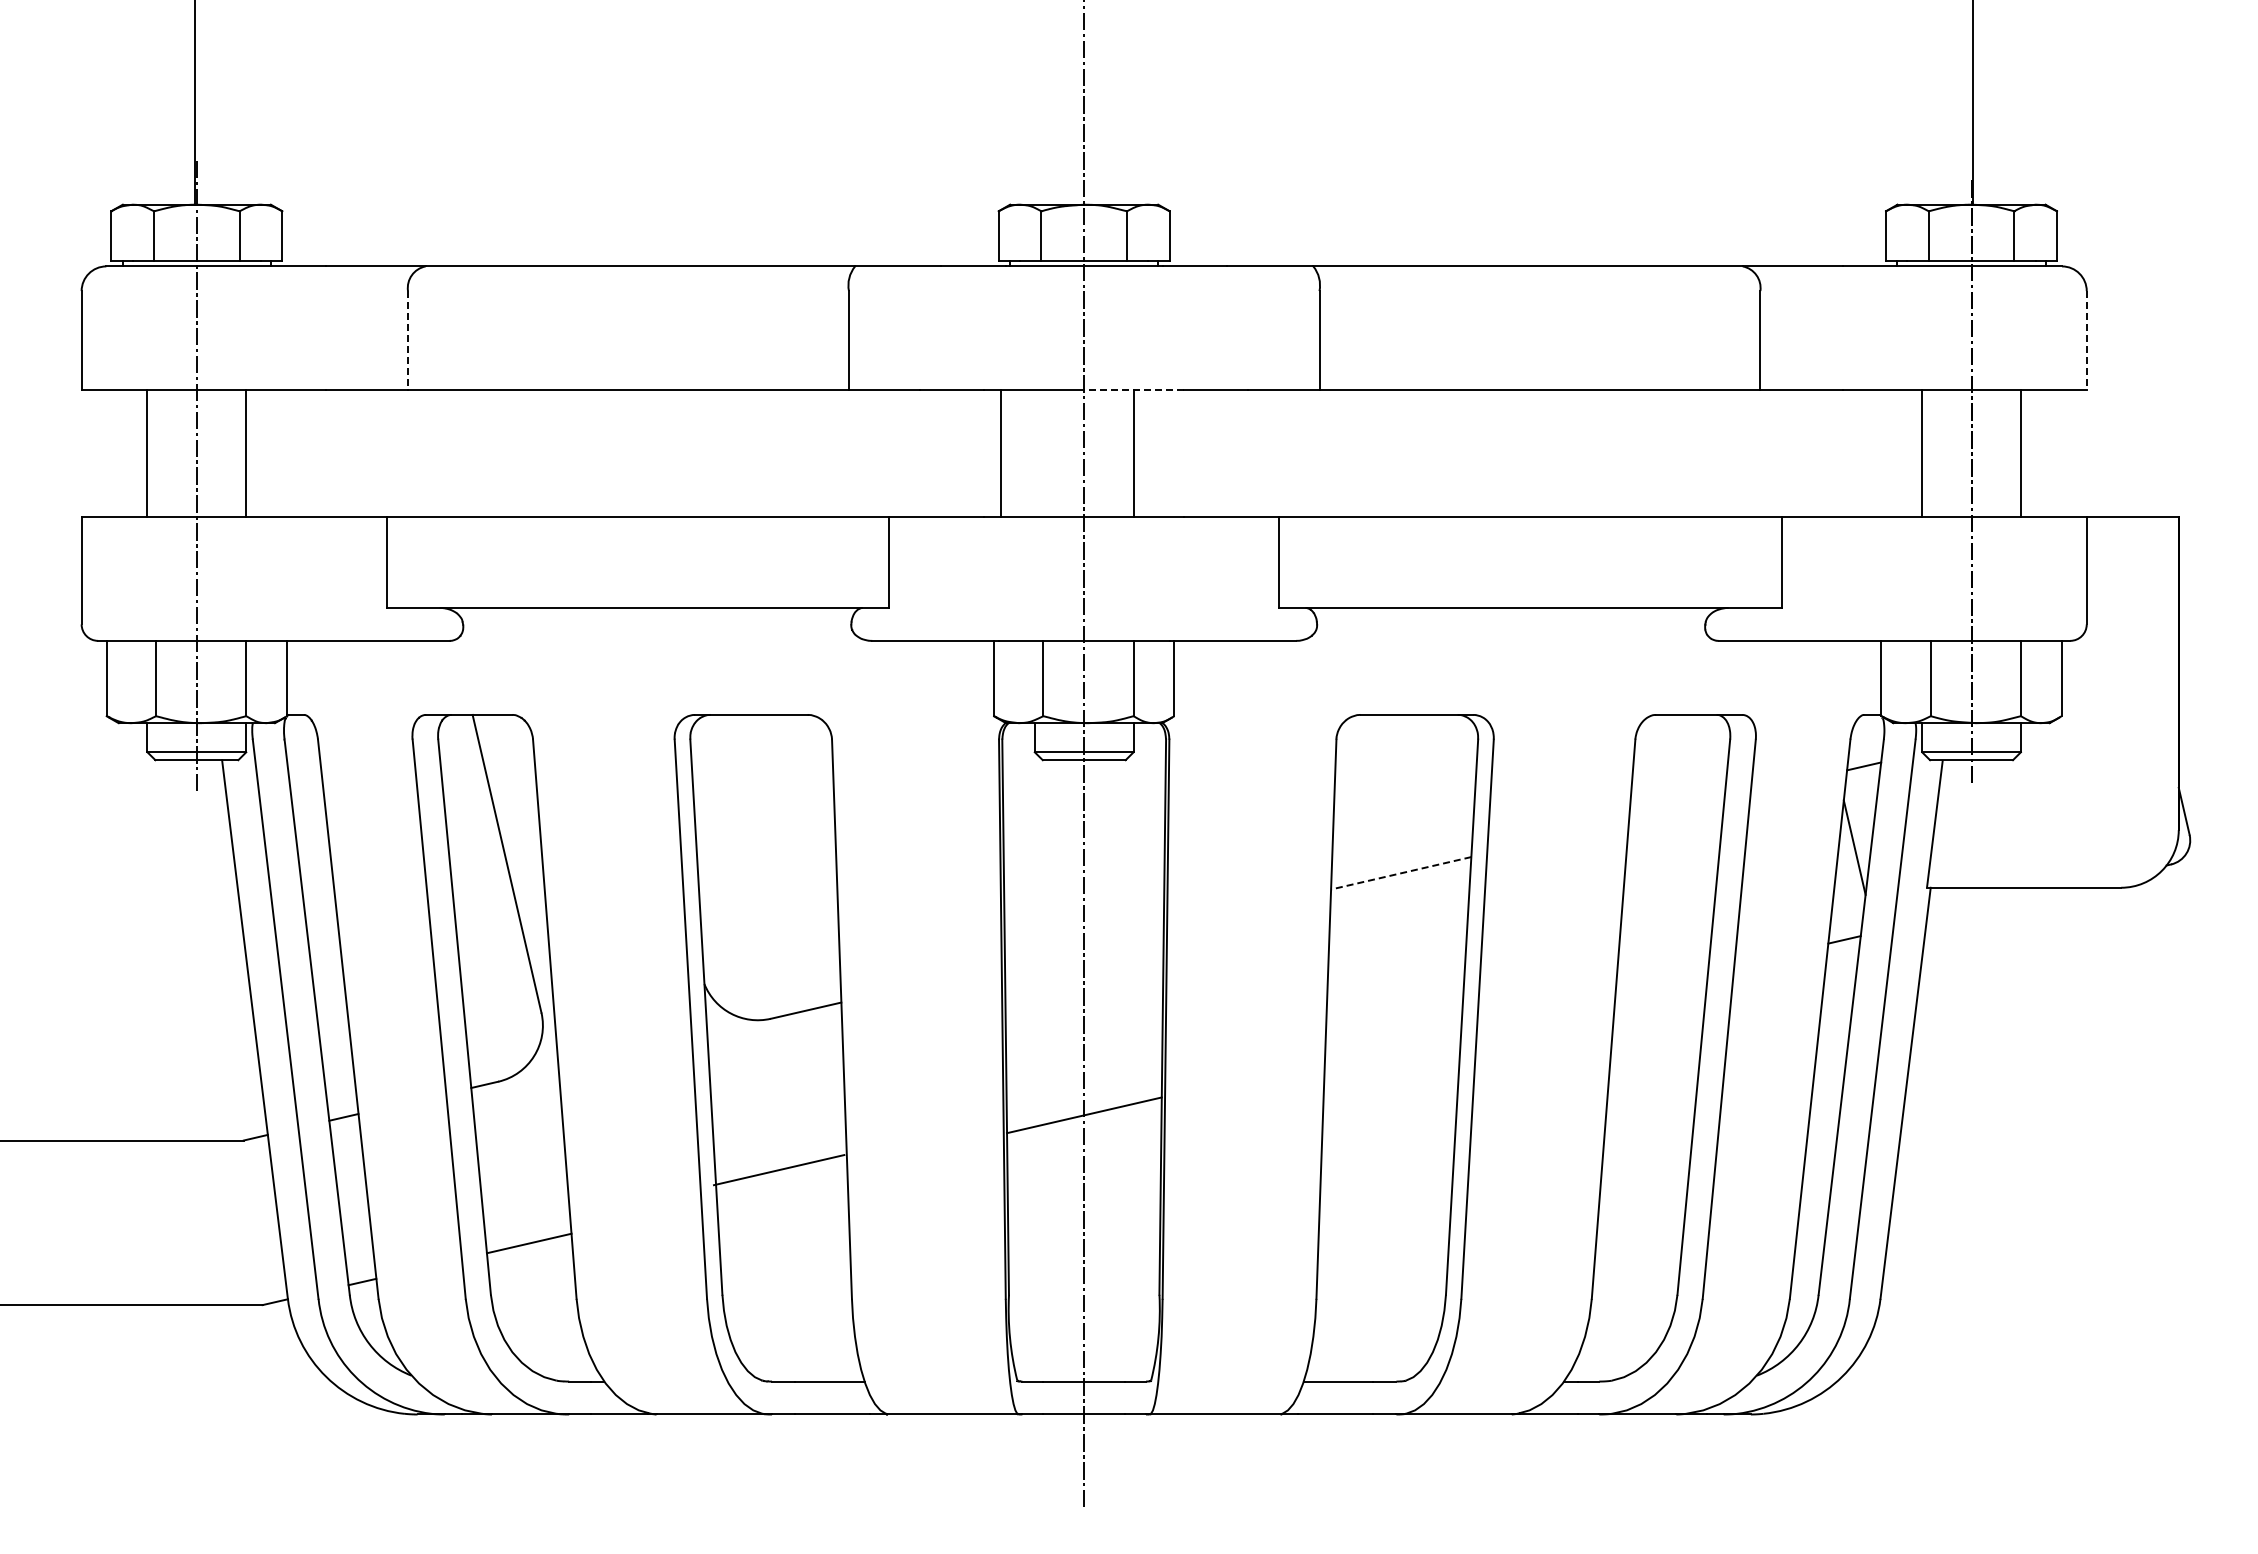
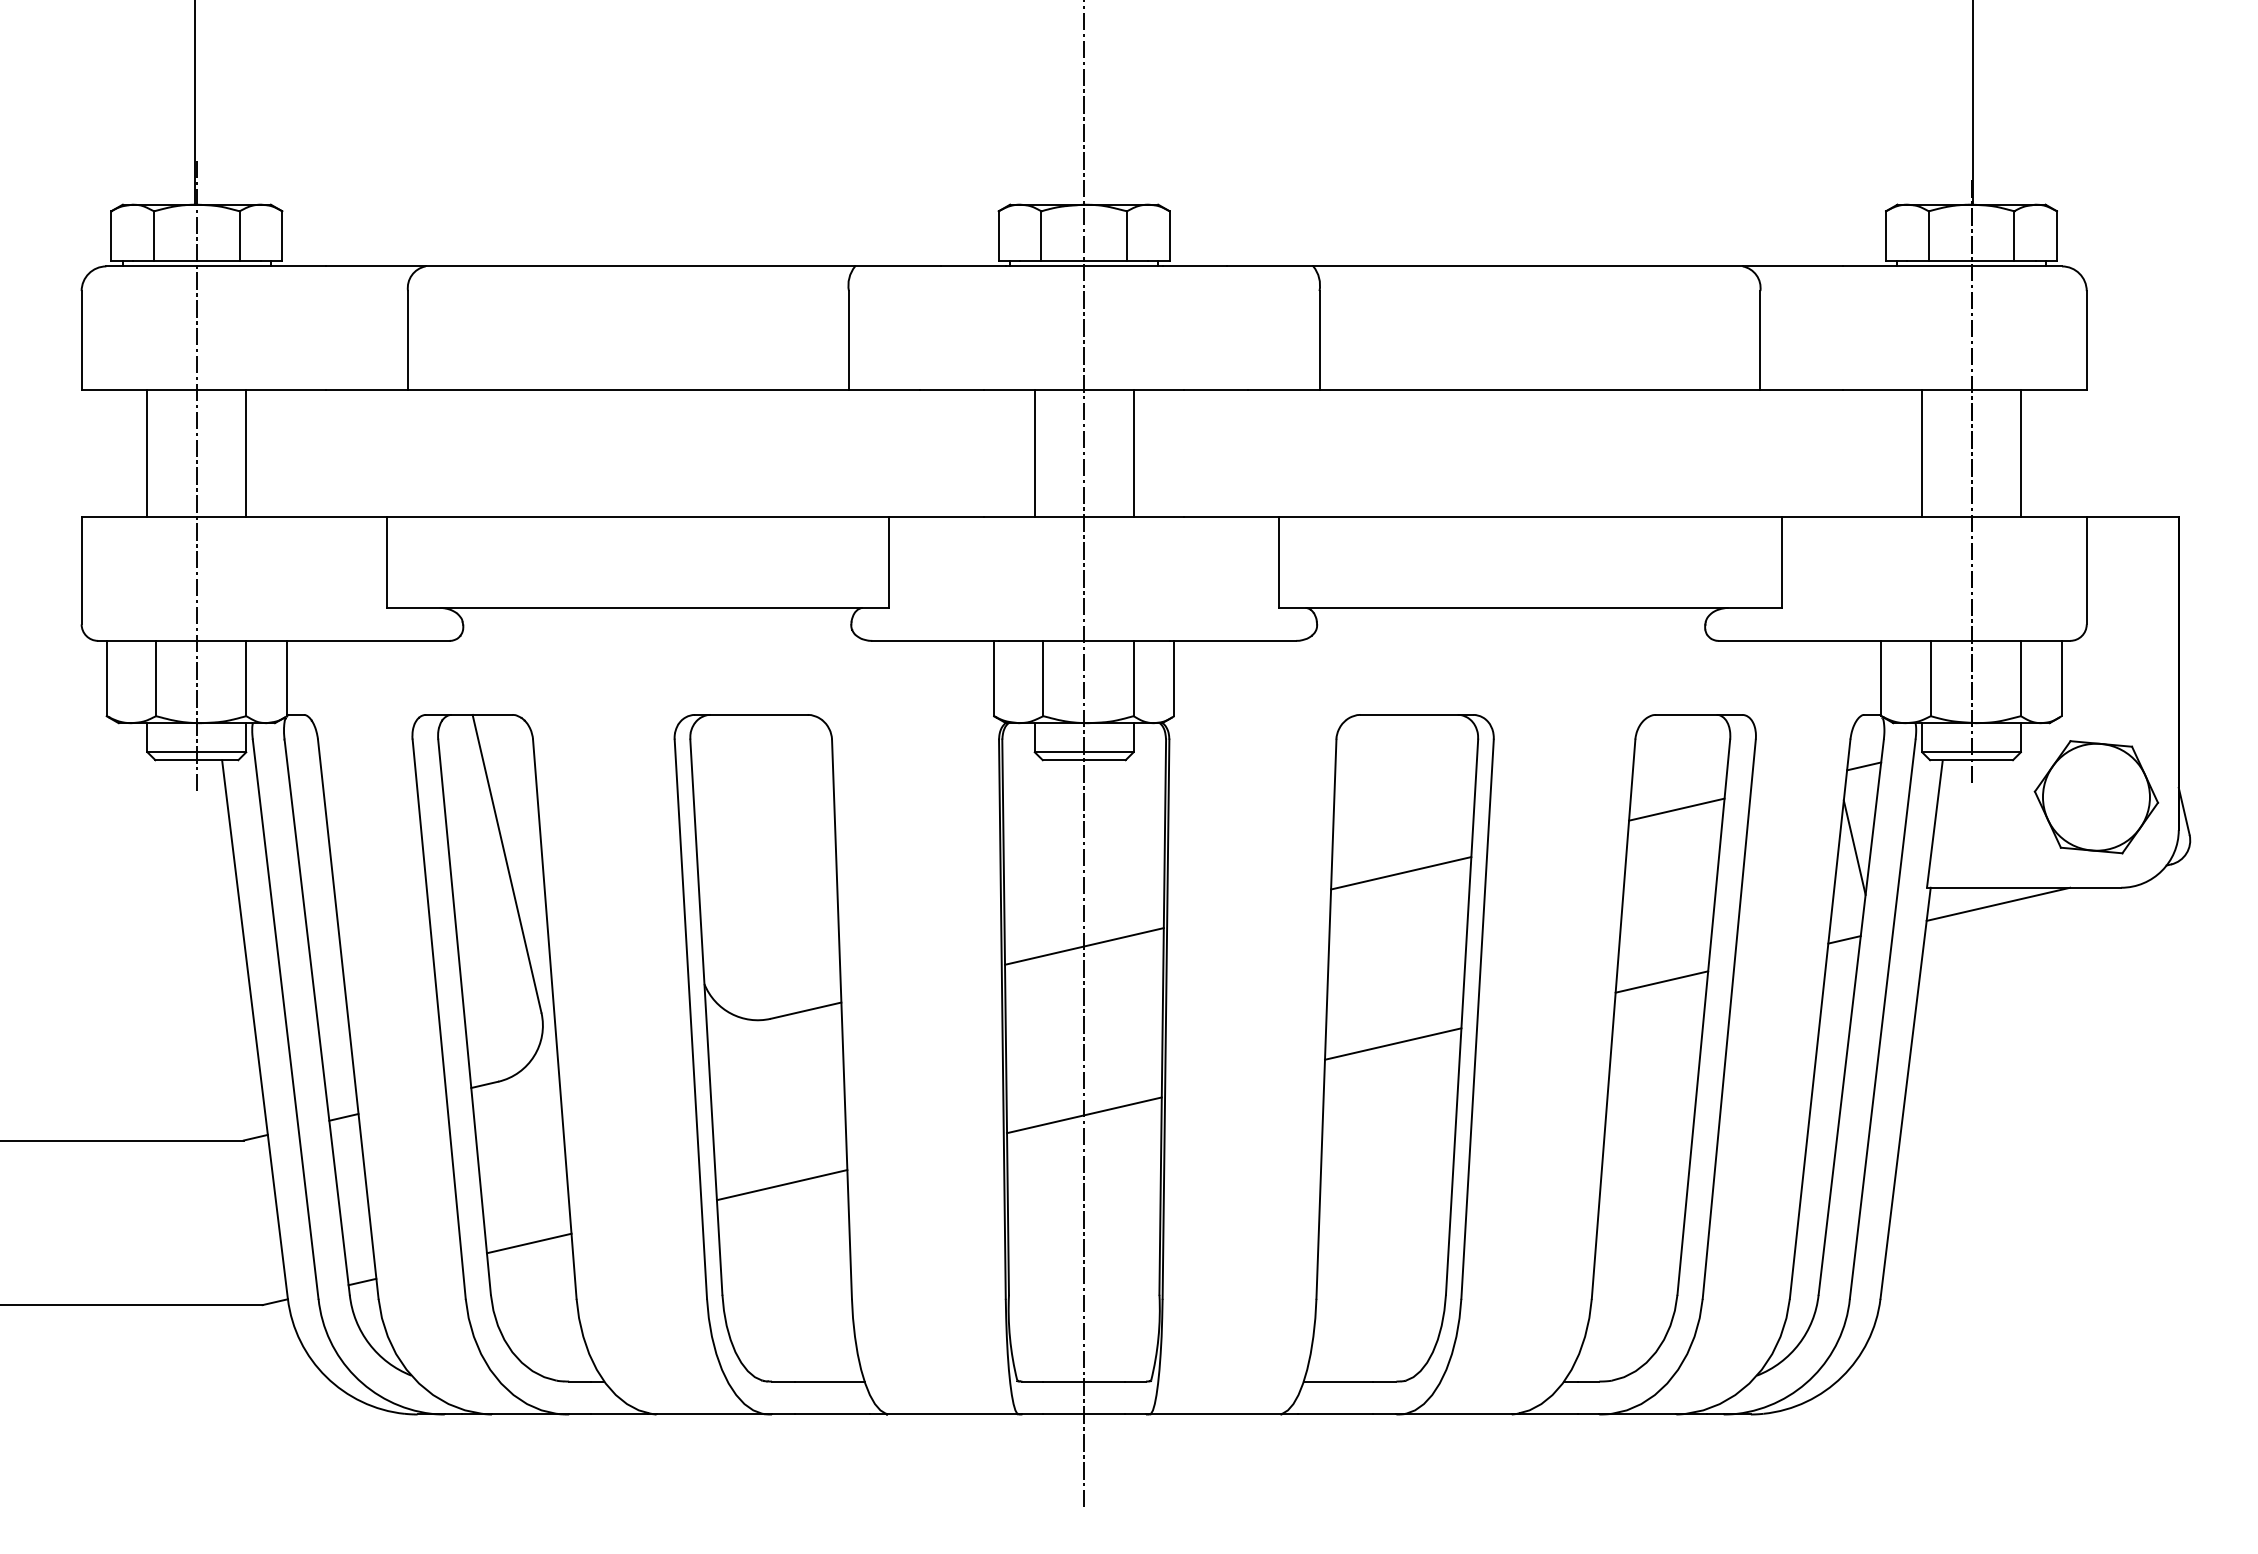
line: dashed -> solid (407, 340)
line: dashed -> solid (2086, 340)
line: dashed -> solid (1134, 389)
line position: (1000, 453) -> (1034, 453) (1034, 453)
part: none -> present (2096, 797)
line: none -> present (1676, 809)
line: dashed -> solid (1401, 873)
line: none -> present (1998, 903)
line: none -> present (1084, 946)
line: none -> present (1661, 981)
line: none -> present (1393, 1043)
line position: (778, 1170) -> (781, 1185) (781, 1185)
